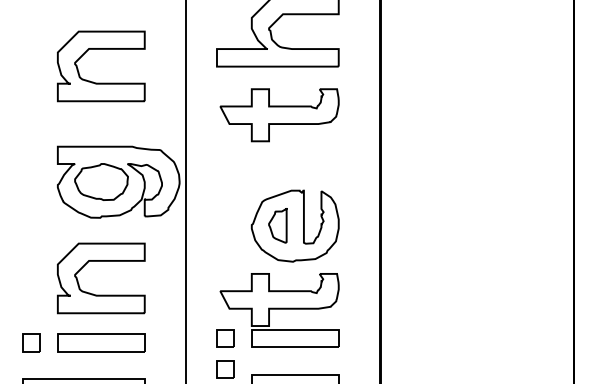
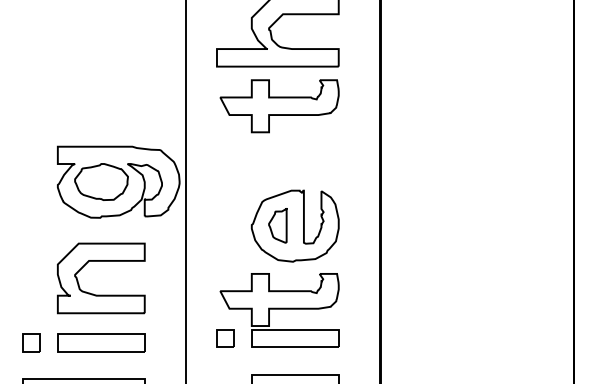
part: present -> none (101, 82)
part position: (279, 115) -> (279, 106) (279, 106)
part: present -> none (225, 369)
